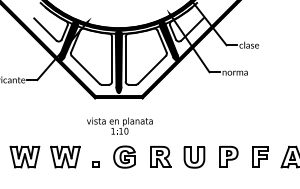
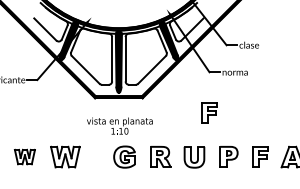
part: none -> present (209, 112)
part size: 32x24 px -> 22x18 px (24, 156)
part: present -> none (95, 164)
